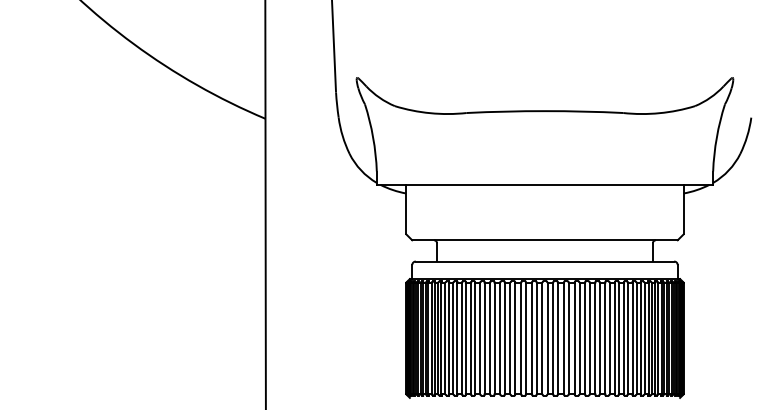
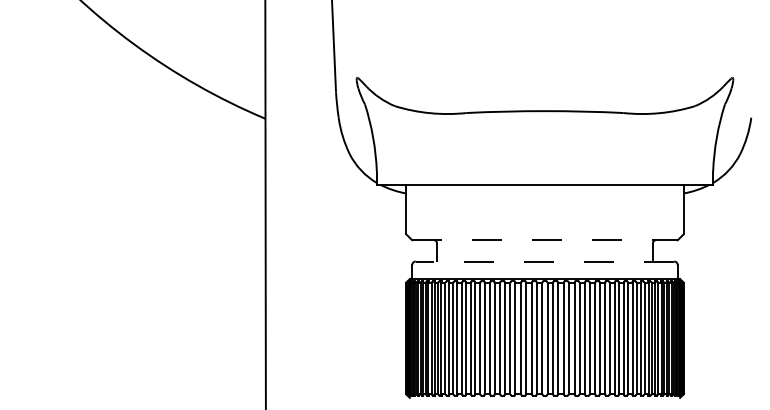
line: solid -> dashed (544, 240)
line: solid -> dashed (544, 261)
